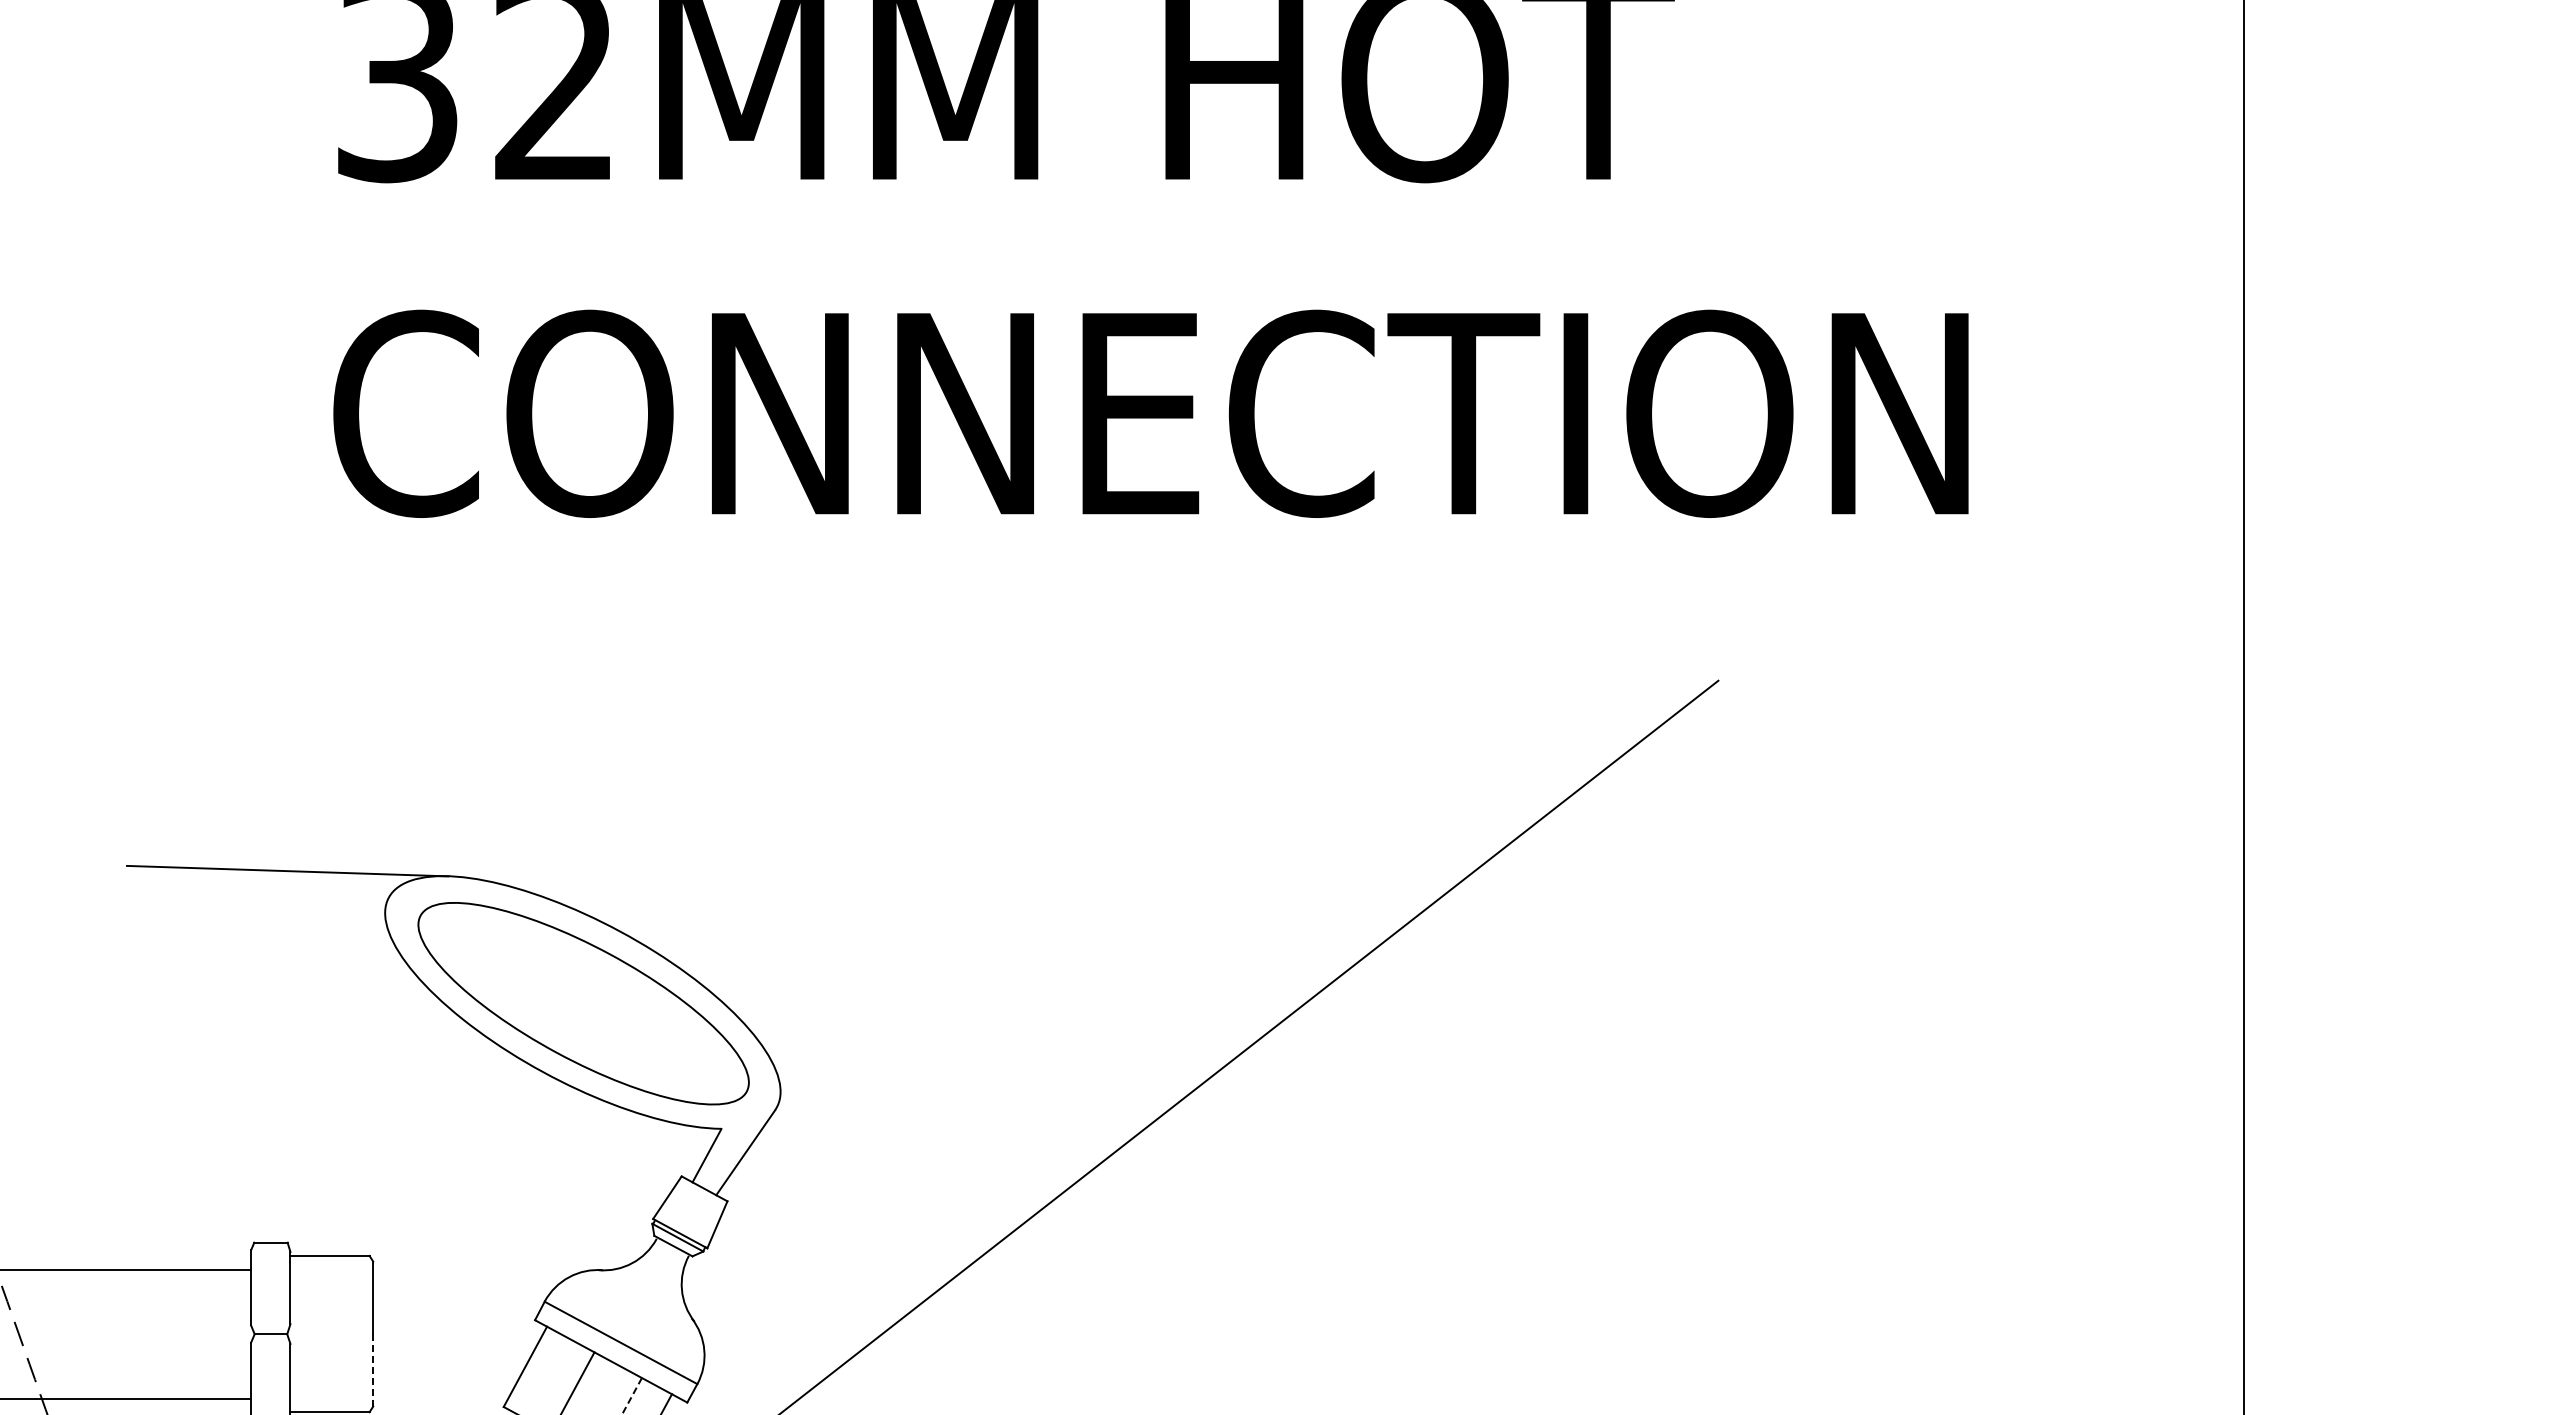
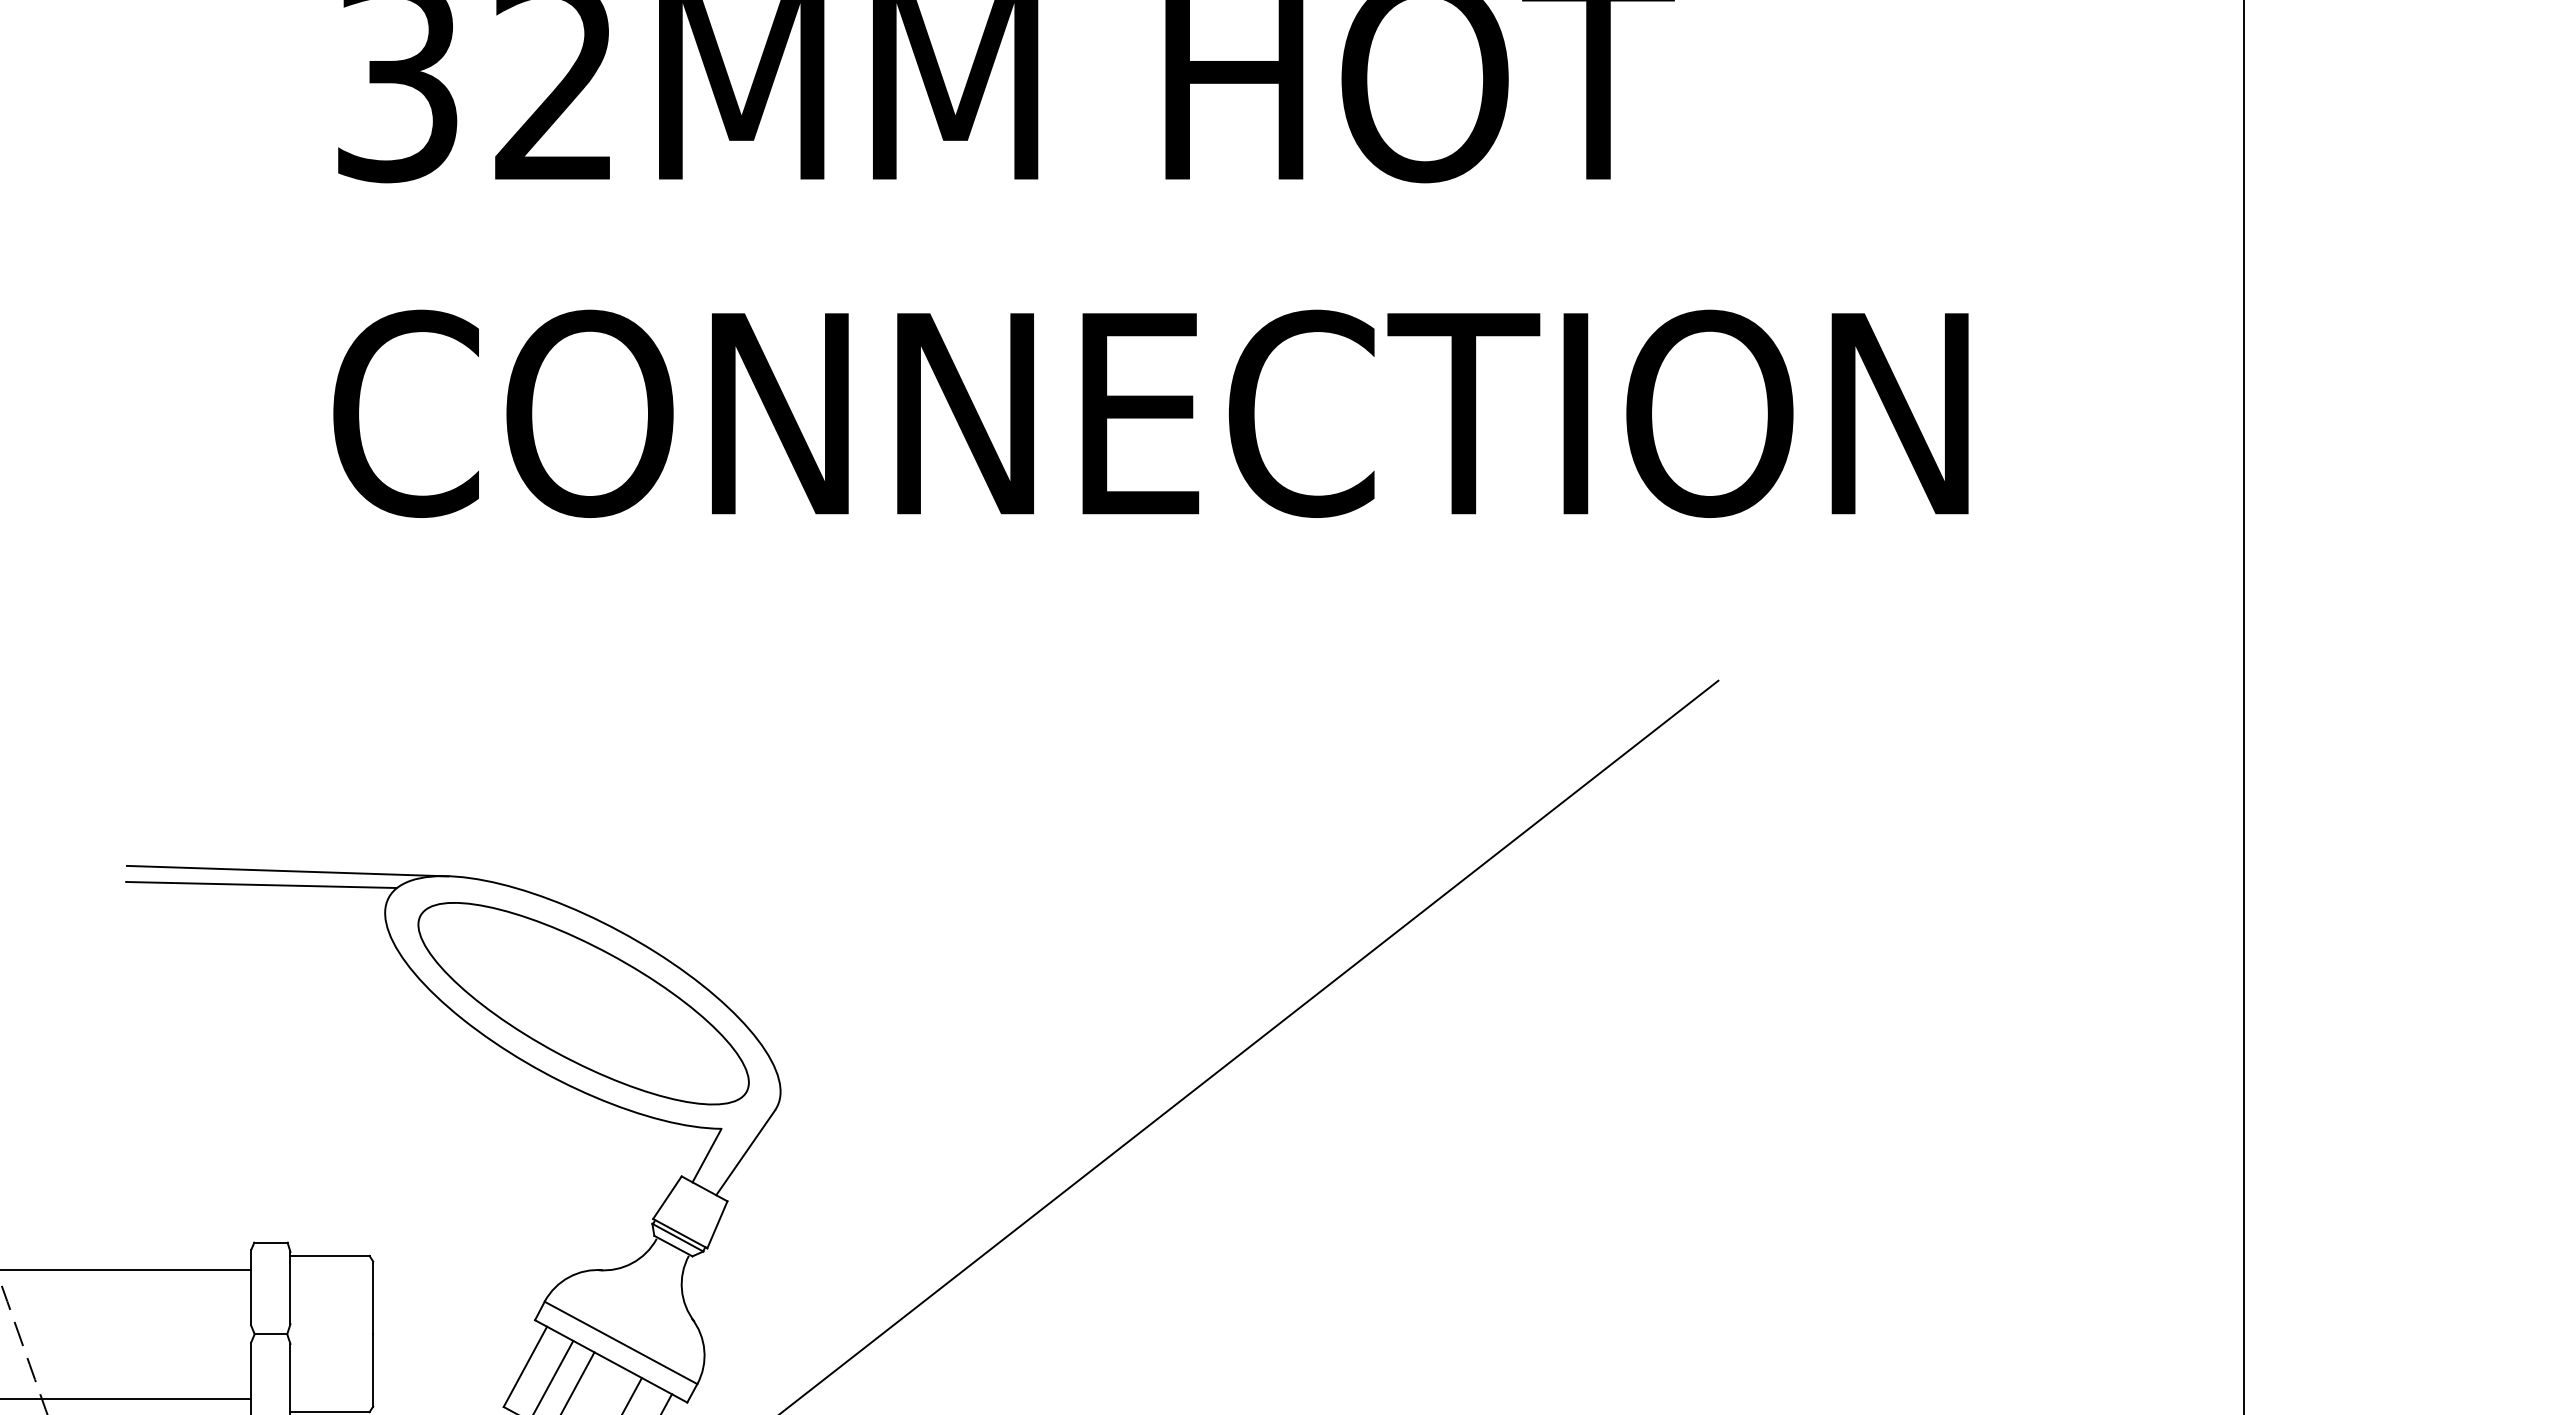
line: none -> present (261, 884)
line: dashed -> solid (373, 1370)
line: none -> present (554, 1376)
line: dashed -> solid (631, 1396)
